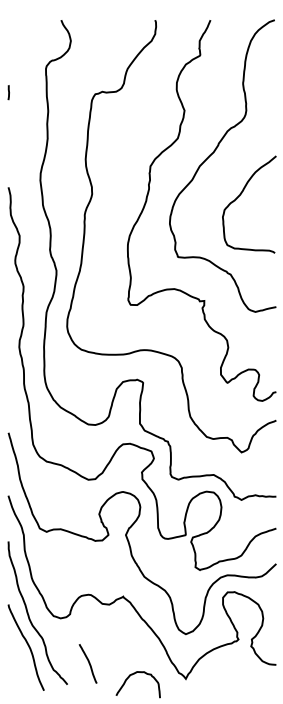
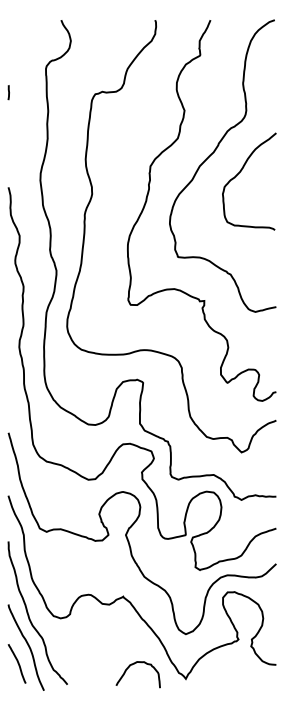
curve position: (240, 195) -> (240, 172) (240, 172)
curve position: (88, 663) -> (17, 663) (17, 663)
curve position: (132, 675) -> (132, 665) (132, 665)
